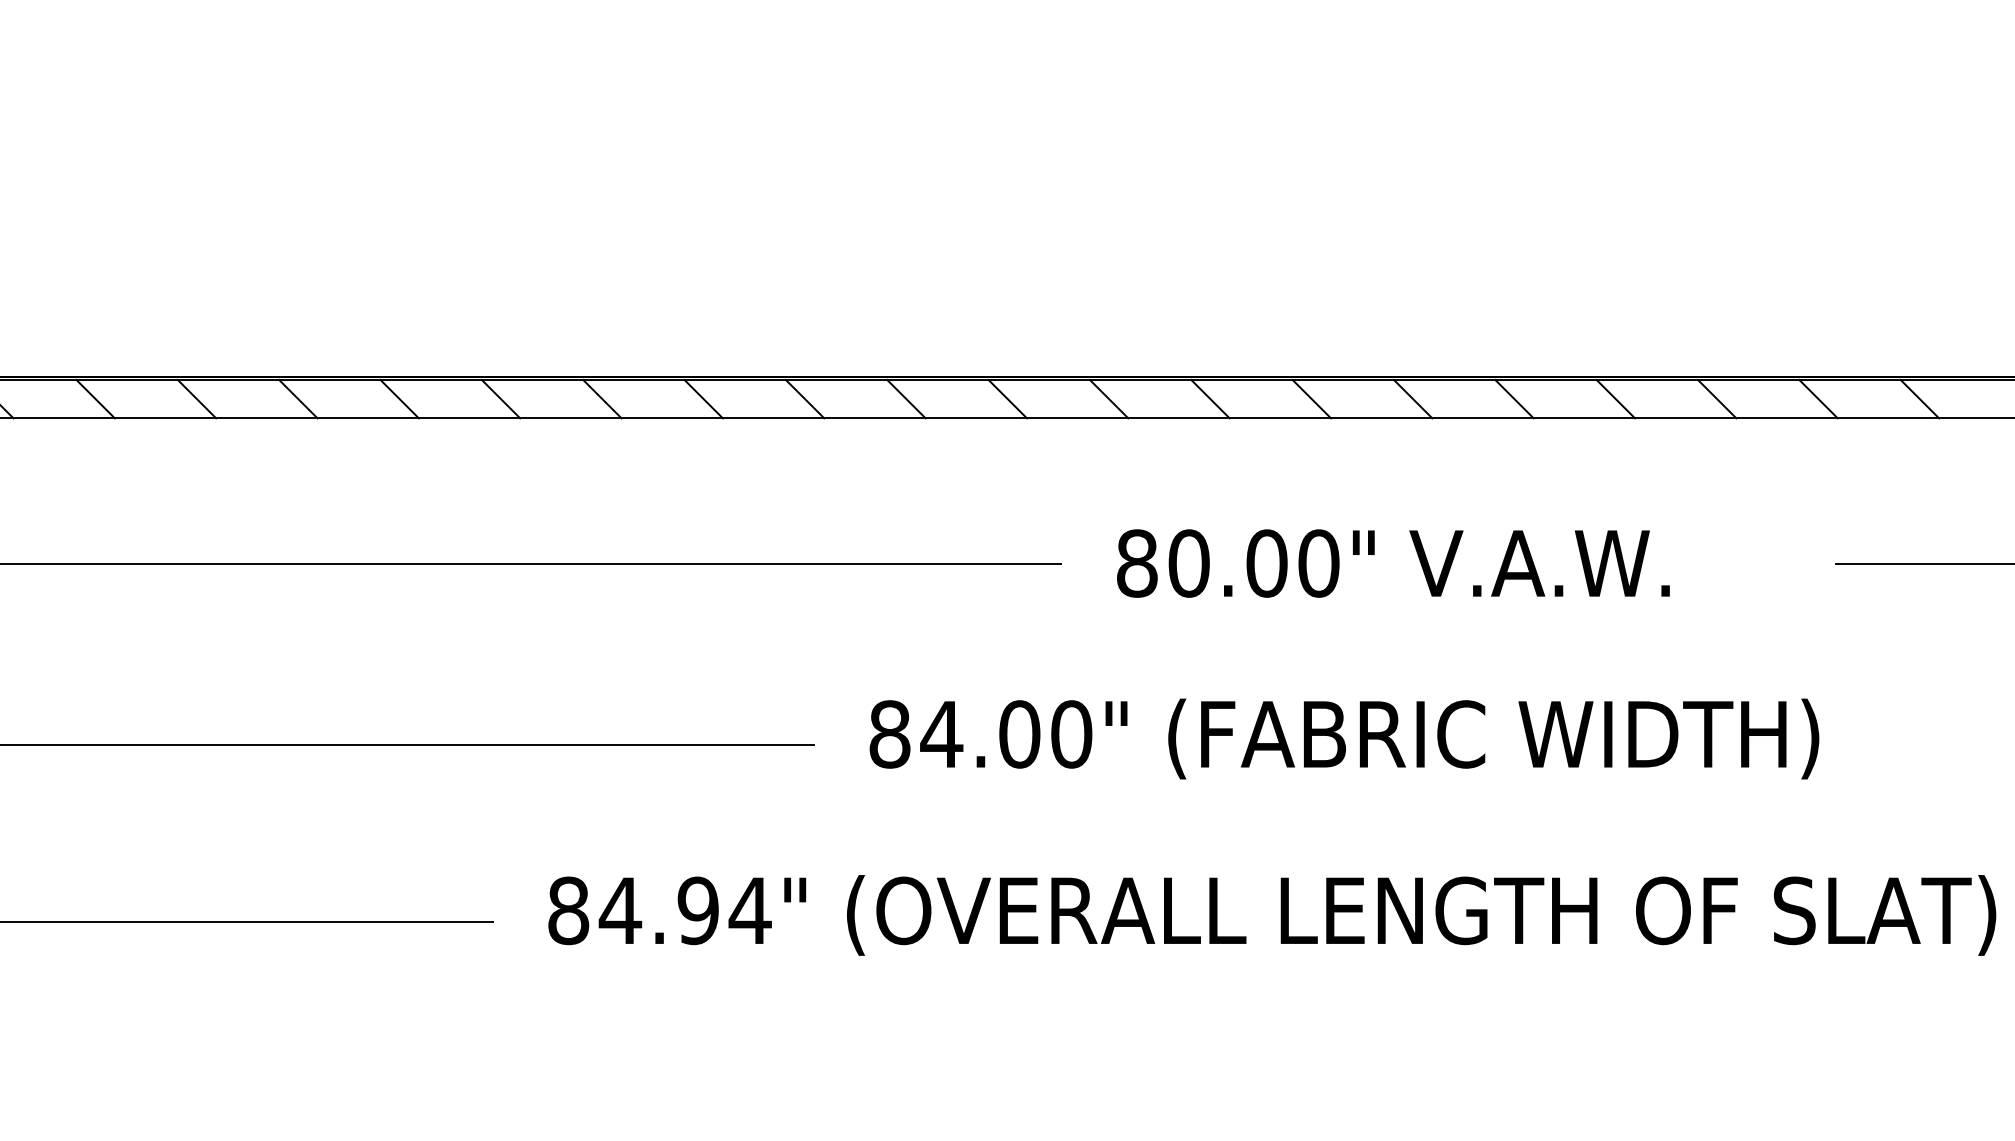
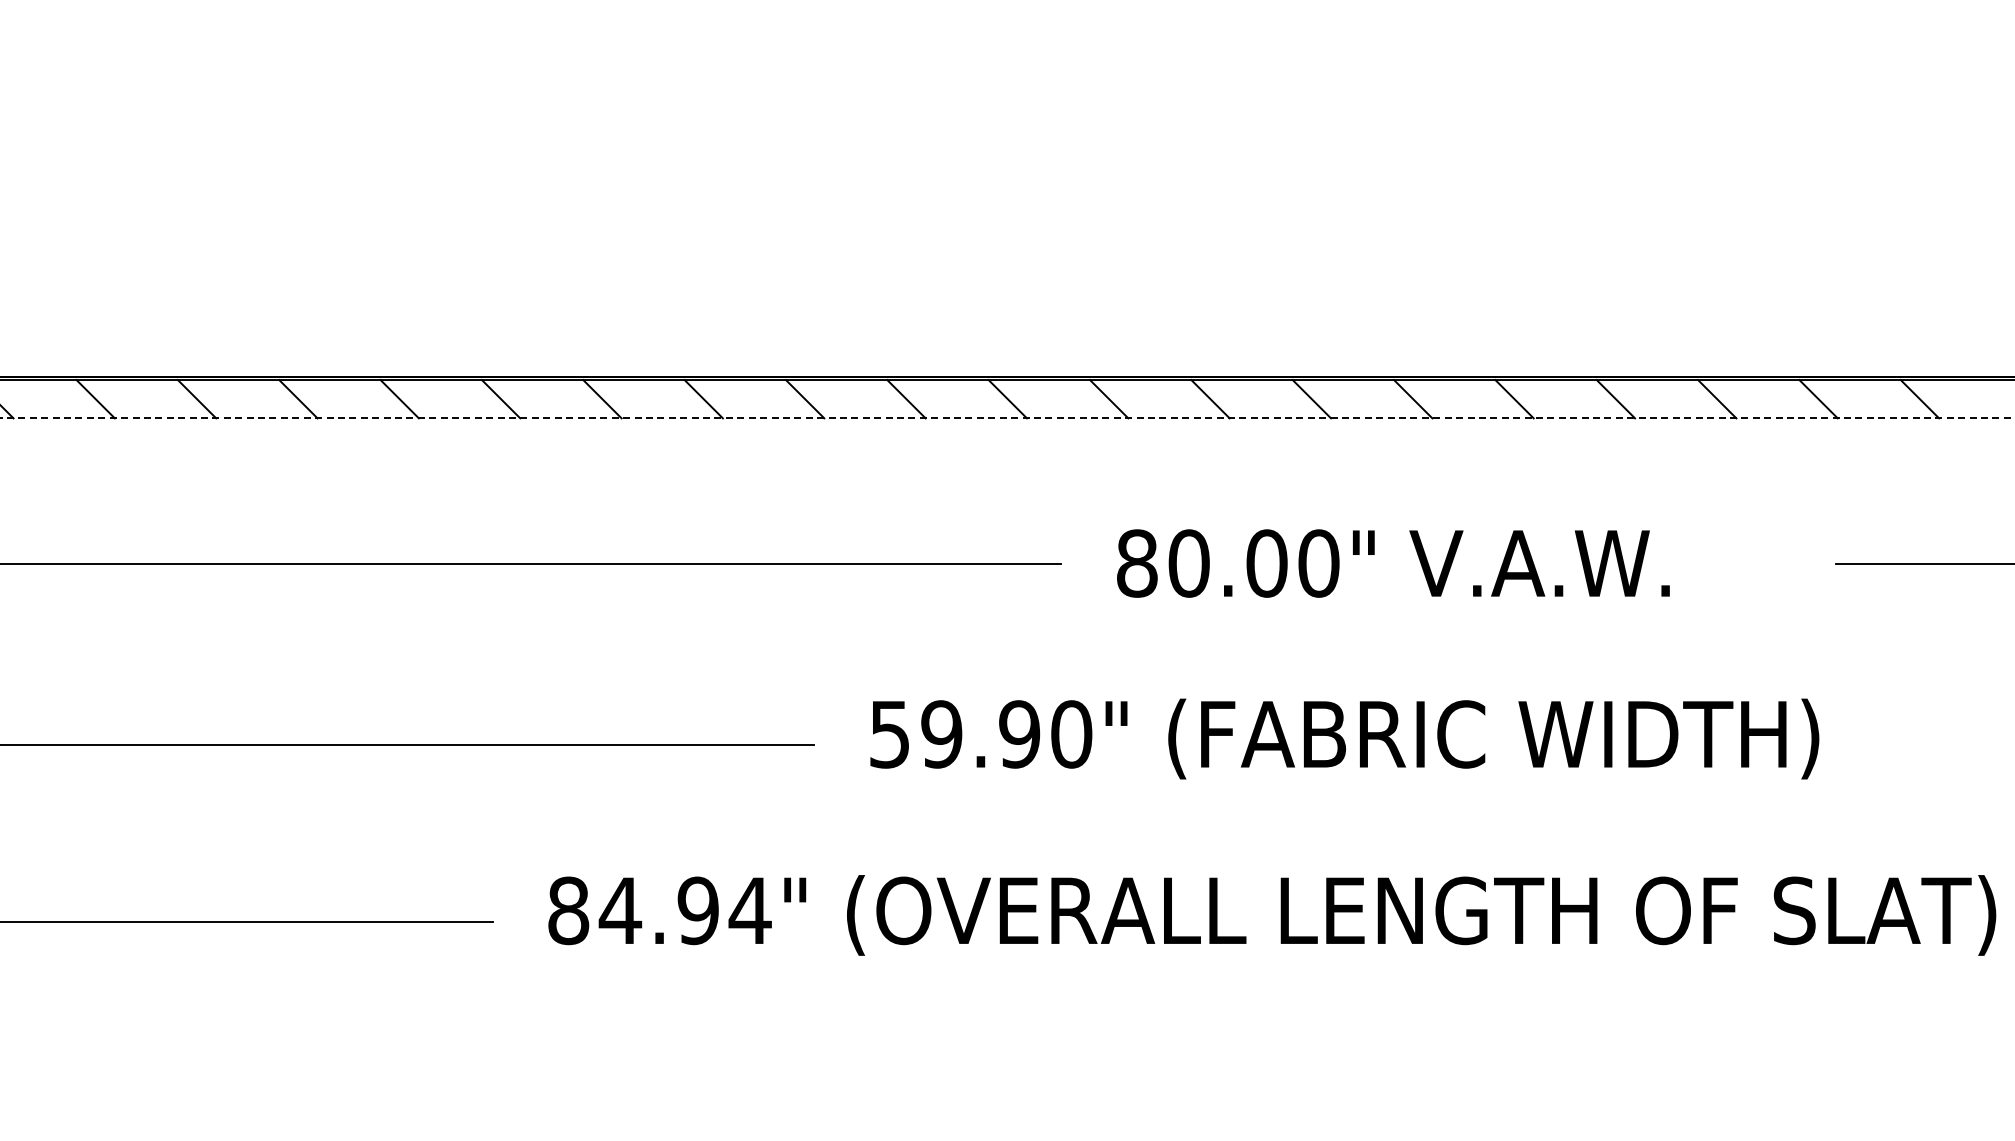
line: solid -> dashed (1008, 418)
text: 84.00" -> 59.90" (954, 734)
